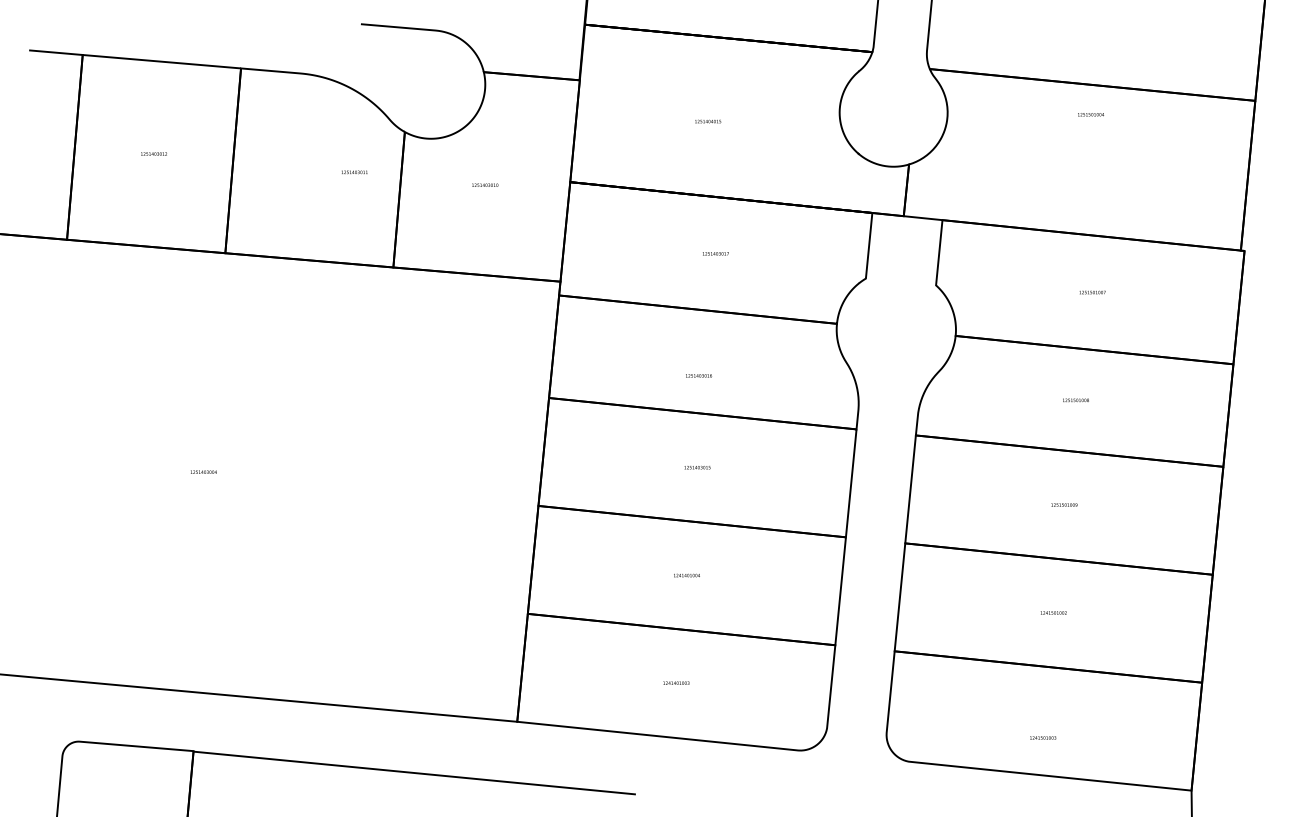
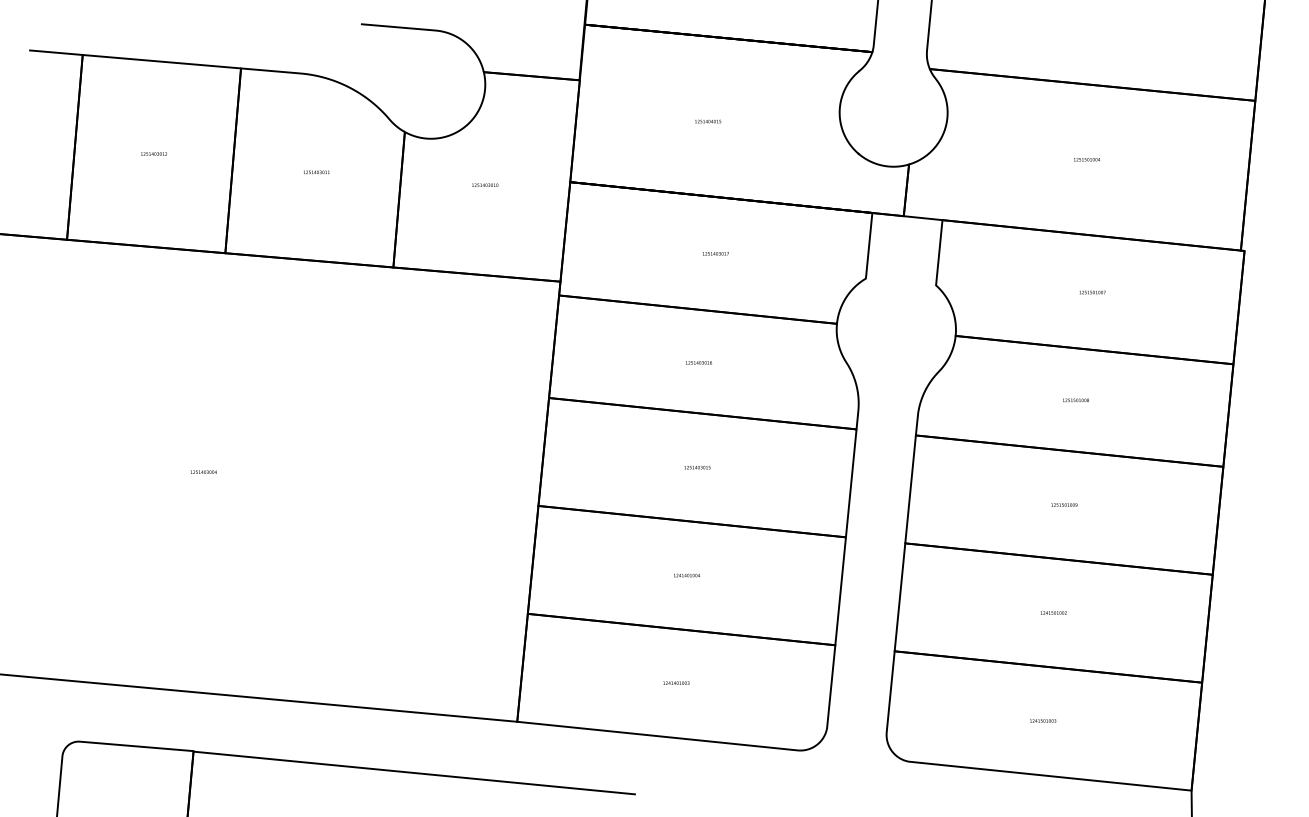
text position: (1090, 114) -> (1086, 159) (1086, 159)
text position: (354, 172) -> (316, 172) (316, 172)
text position: (698, 375) -> (698, 362) (698, 362)
text position: (1043, 737) -> (1043, 720) (1043, 720)
